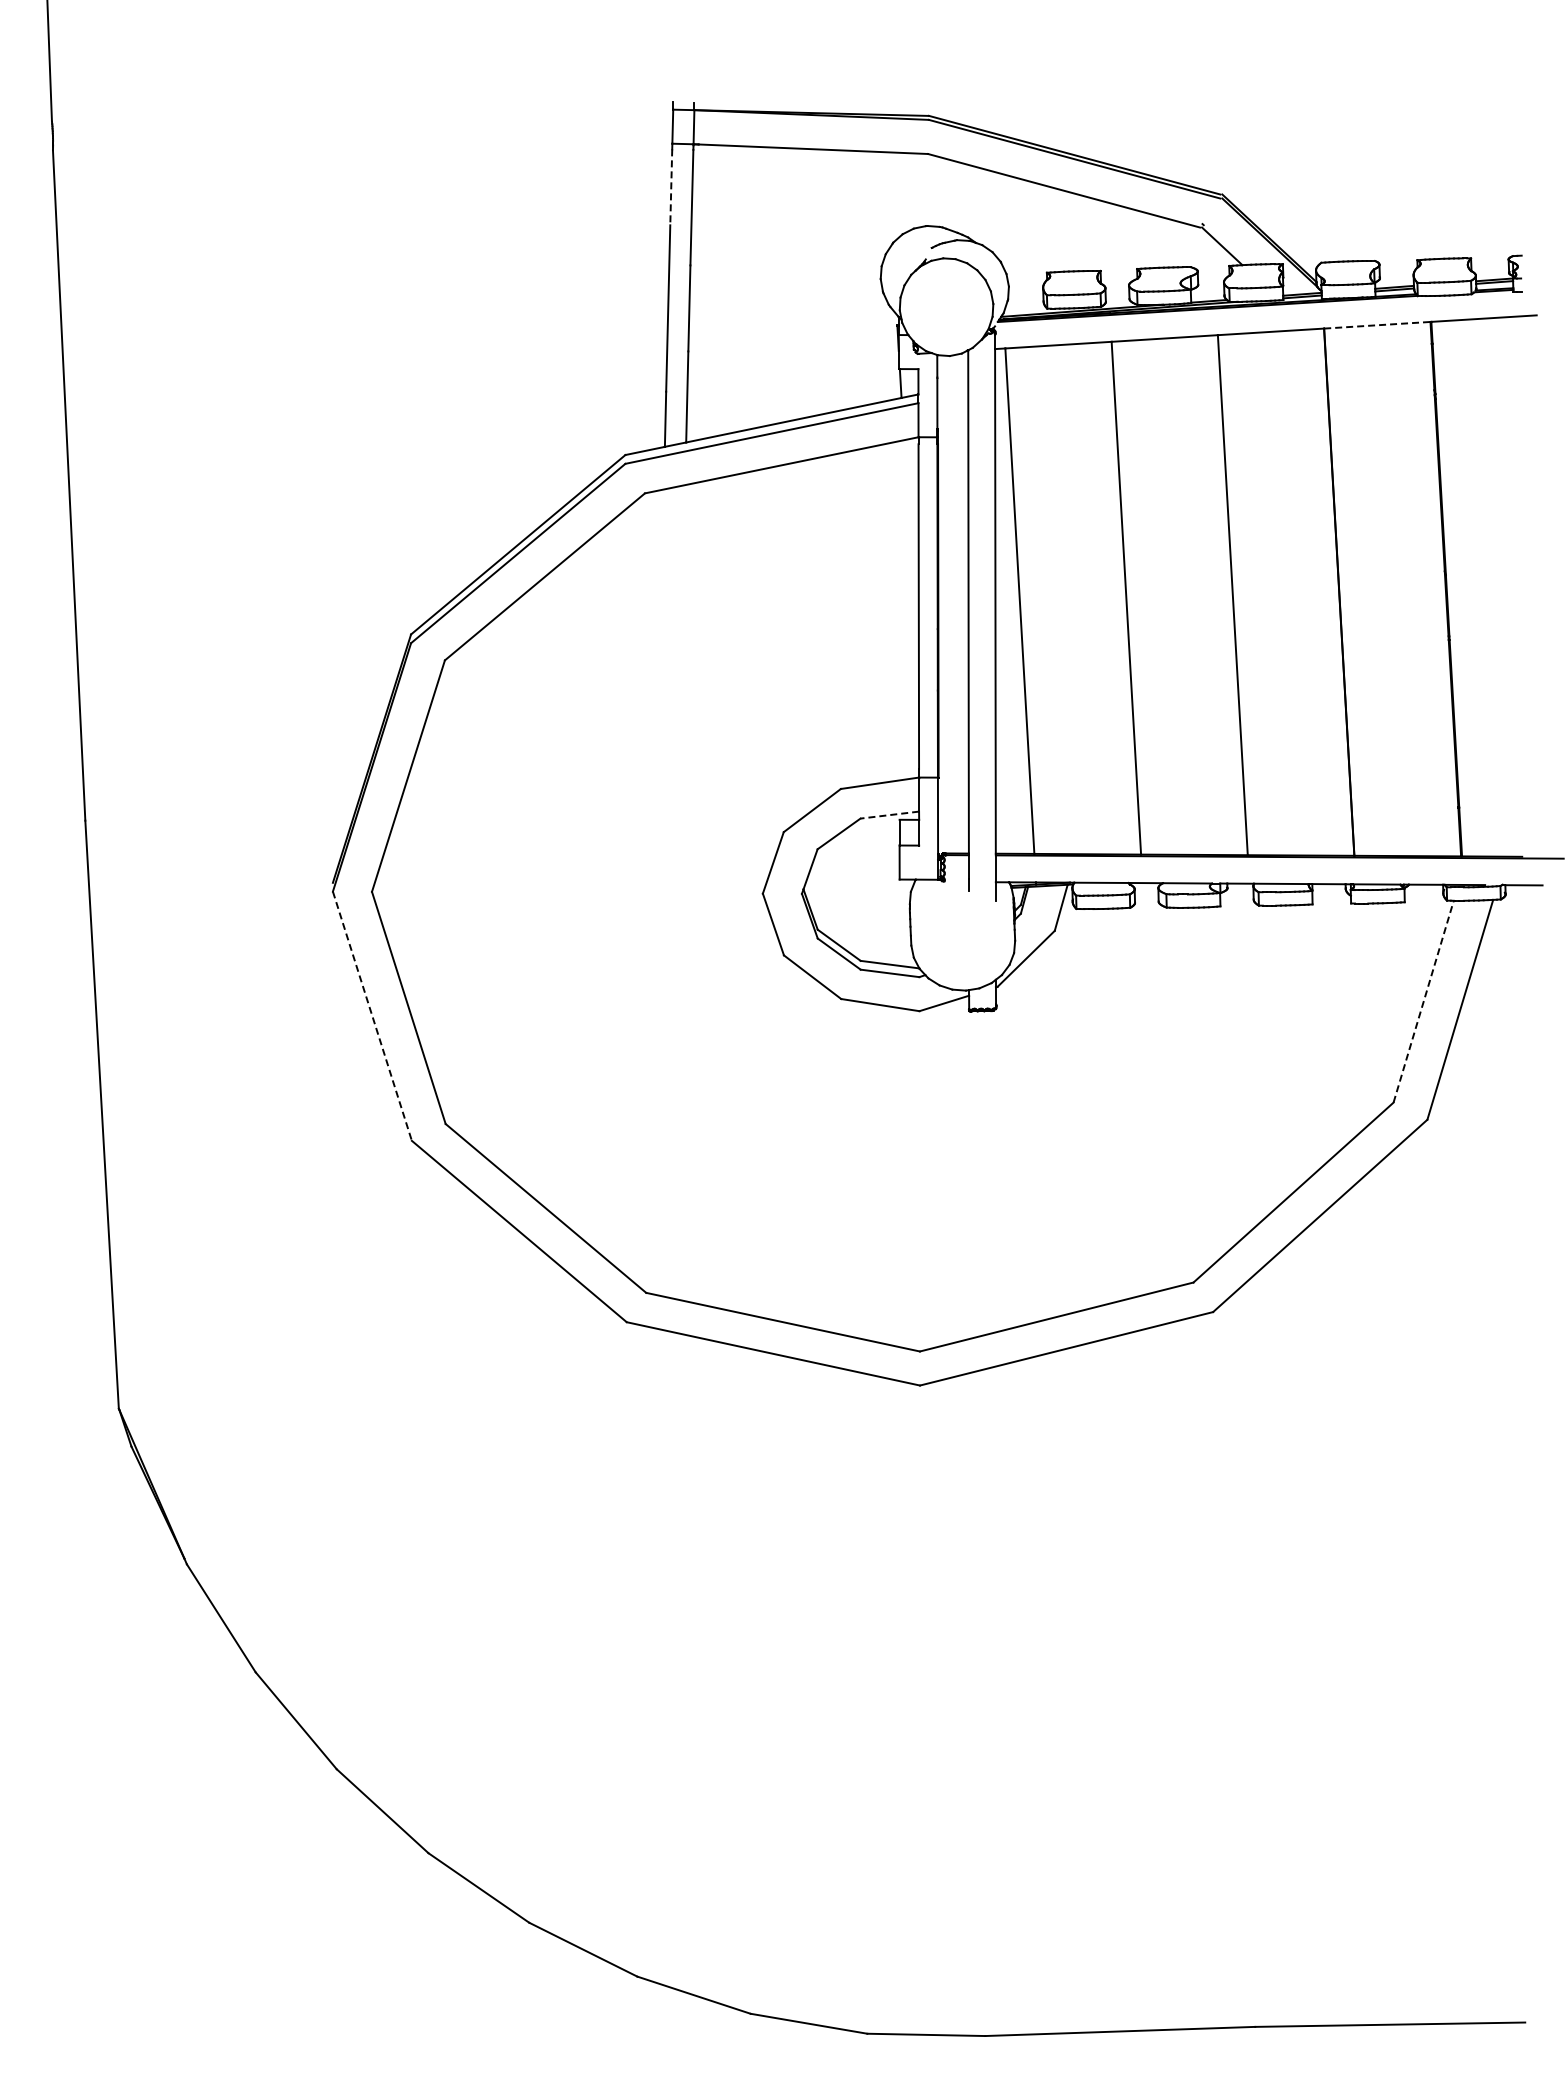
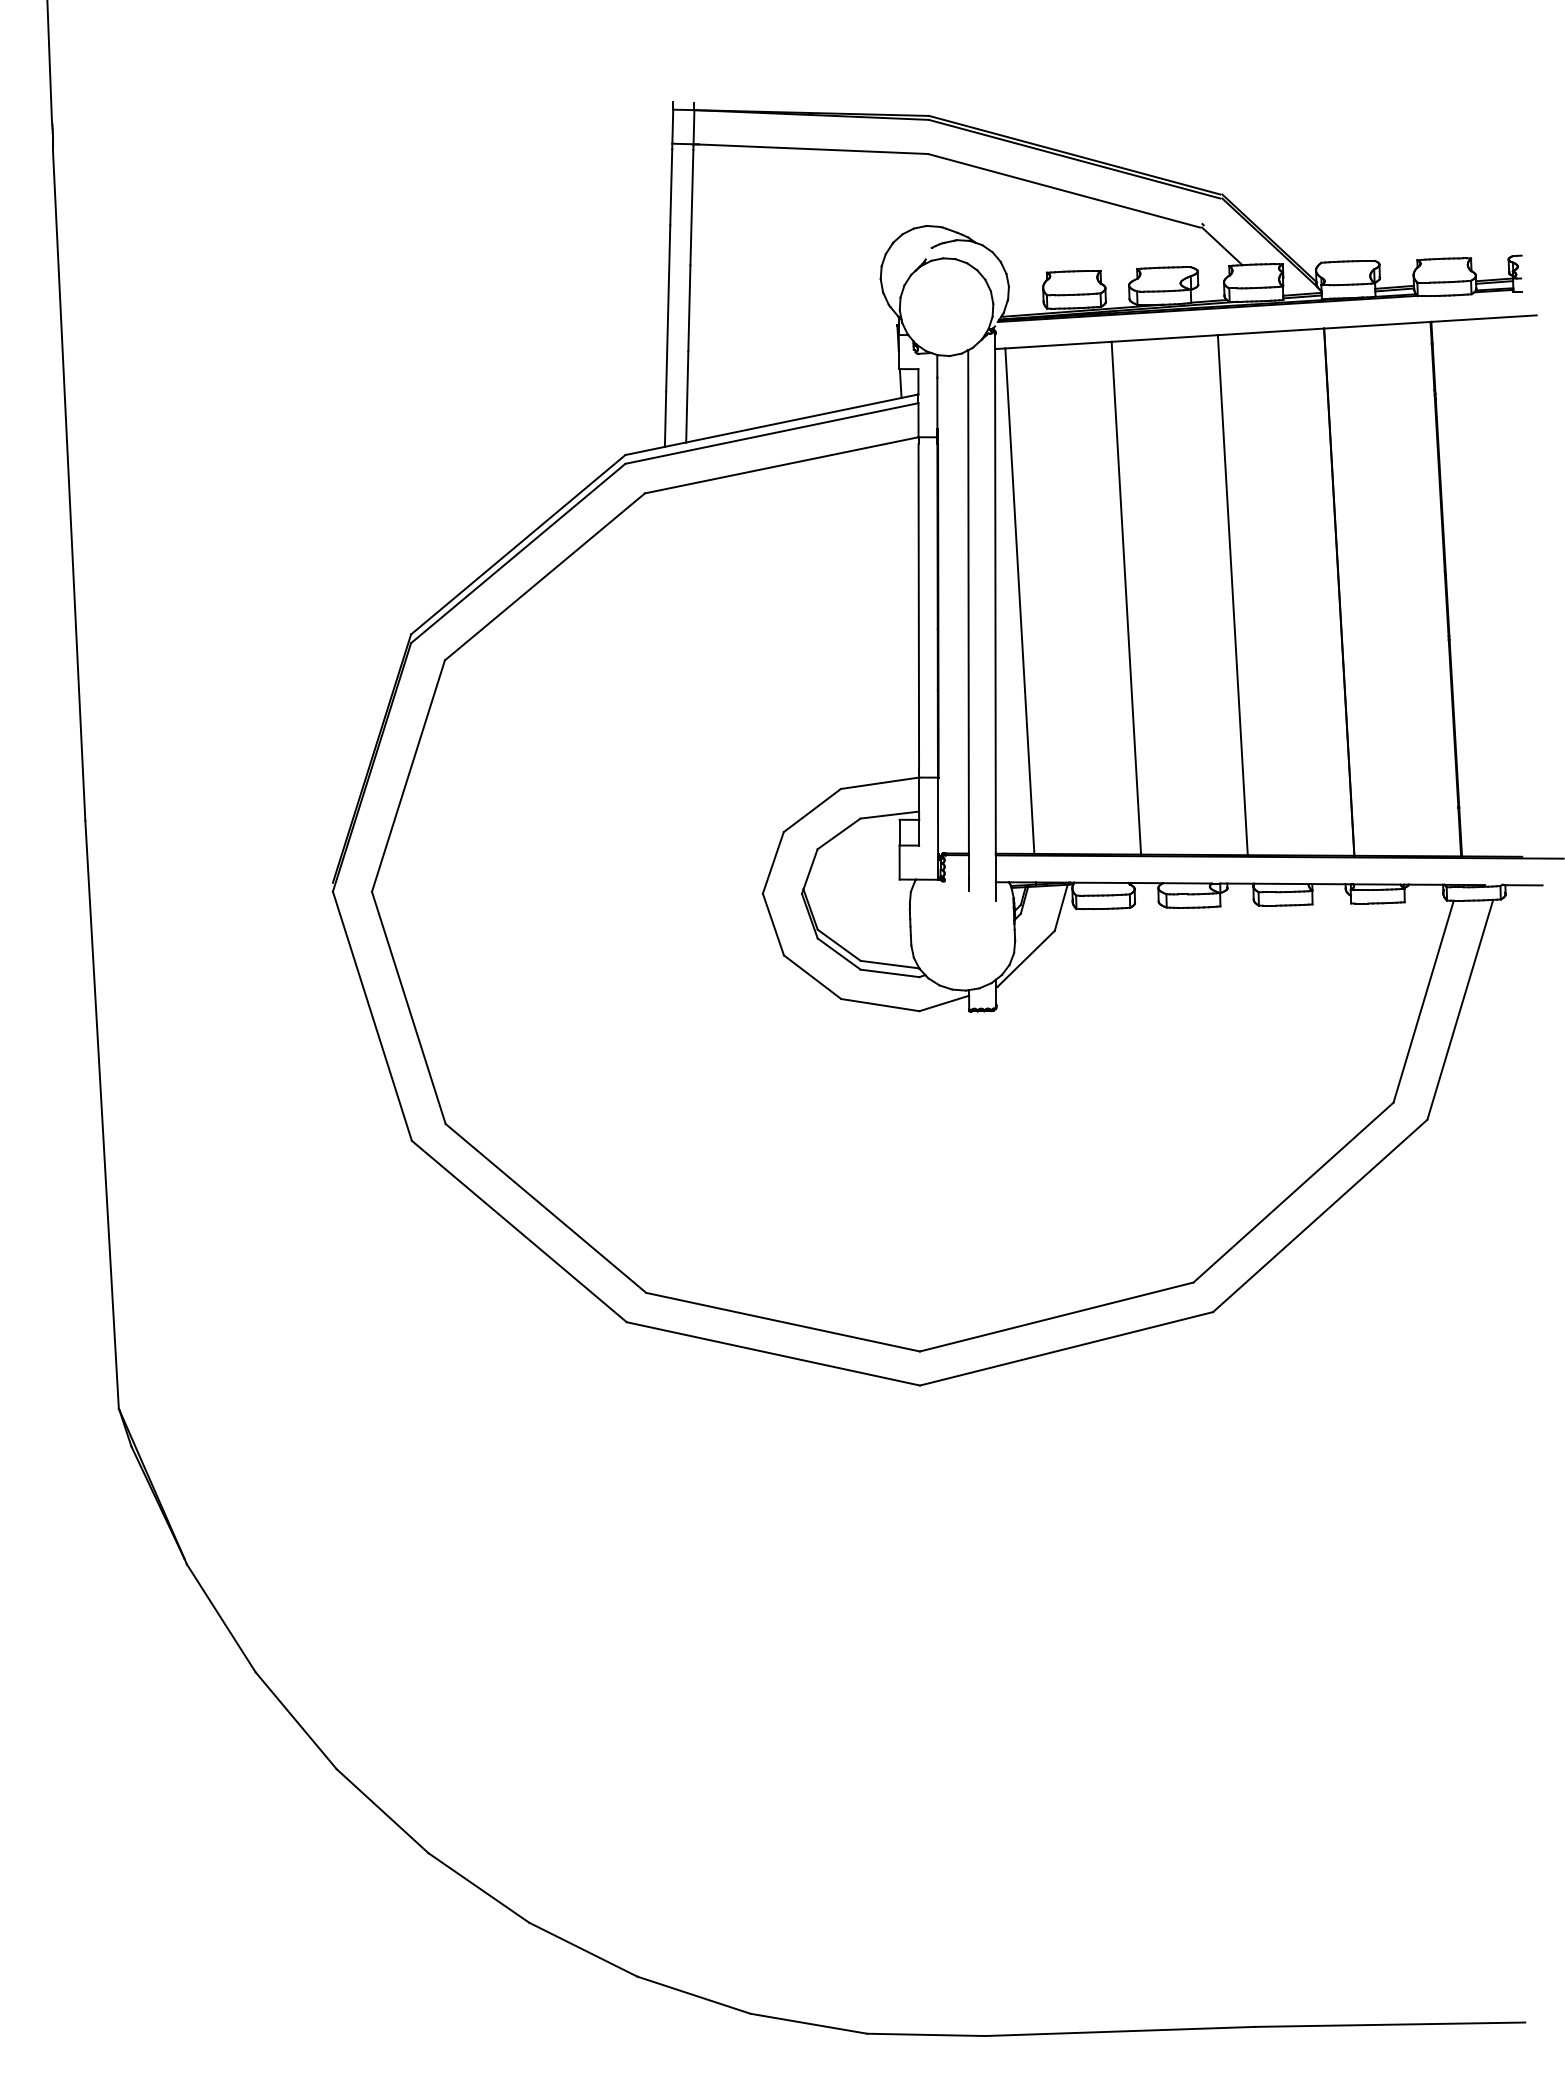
line: dashed -> solid (671, 187)
line: dashed -> solid (1377, 325)
line: dashed -> solid (889, 815)
line: dashed -> solid (1423, 1001)
line: dashed -> solid (372, 1016)
